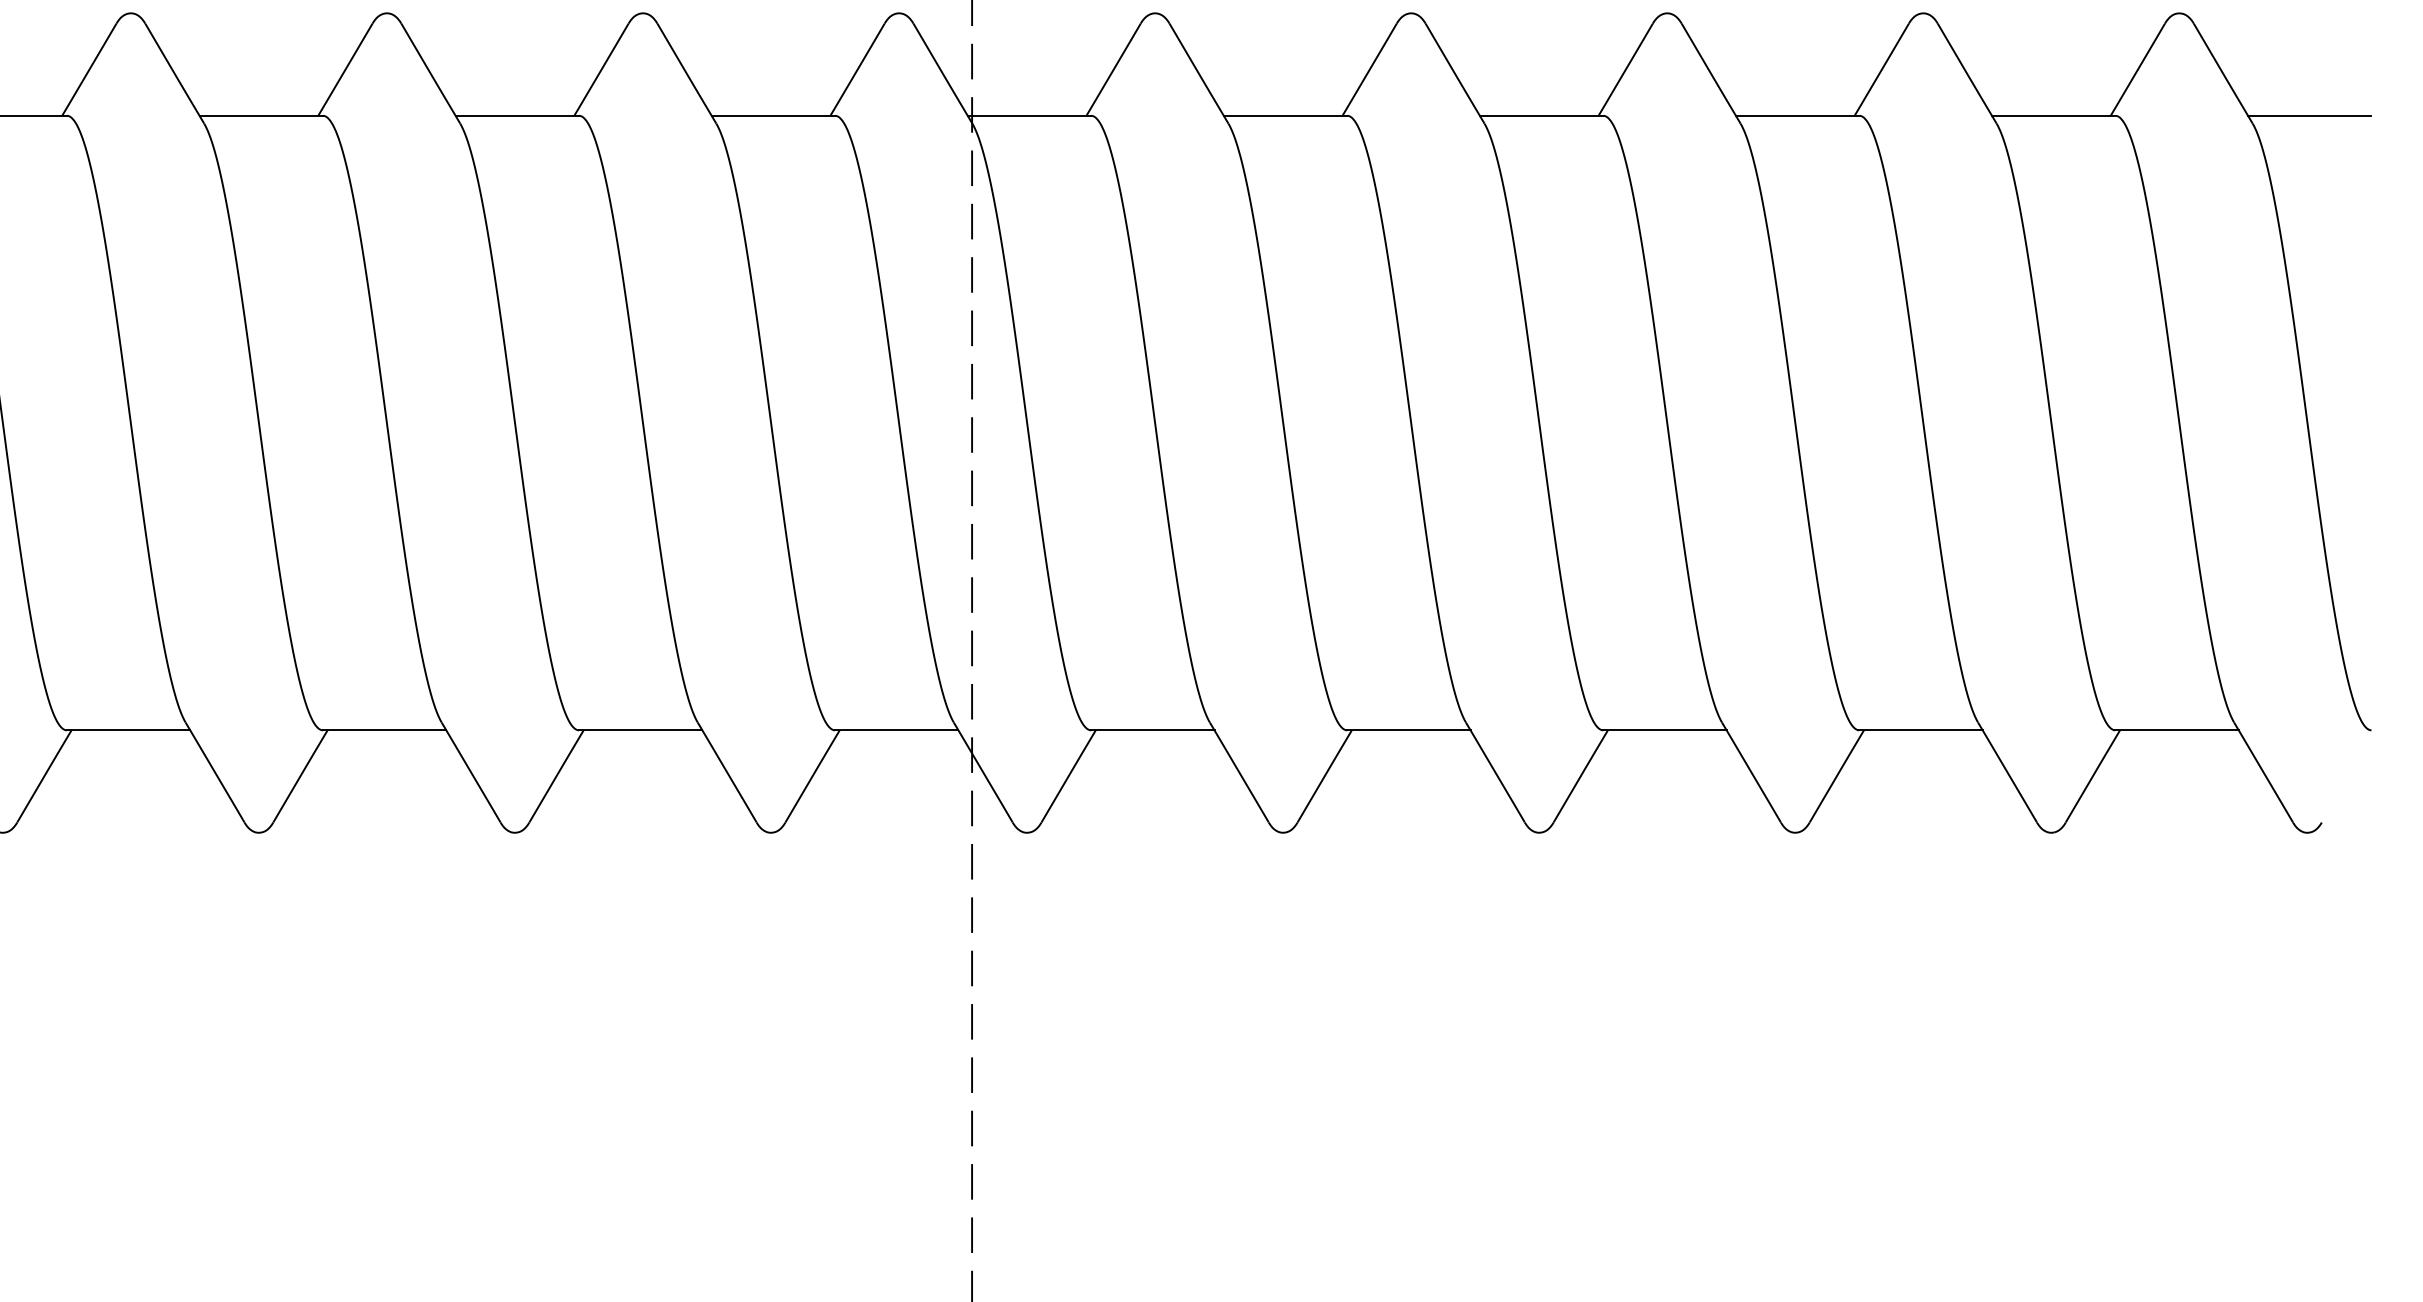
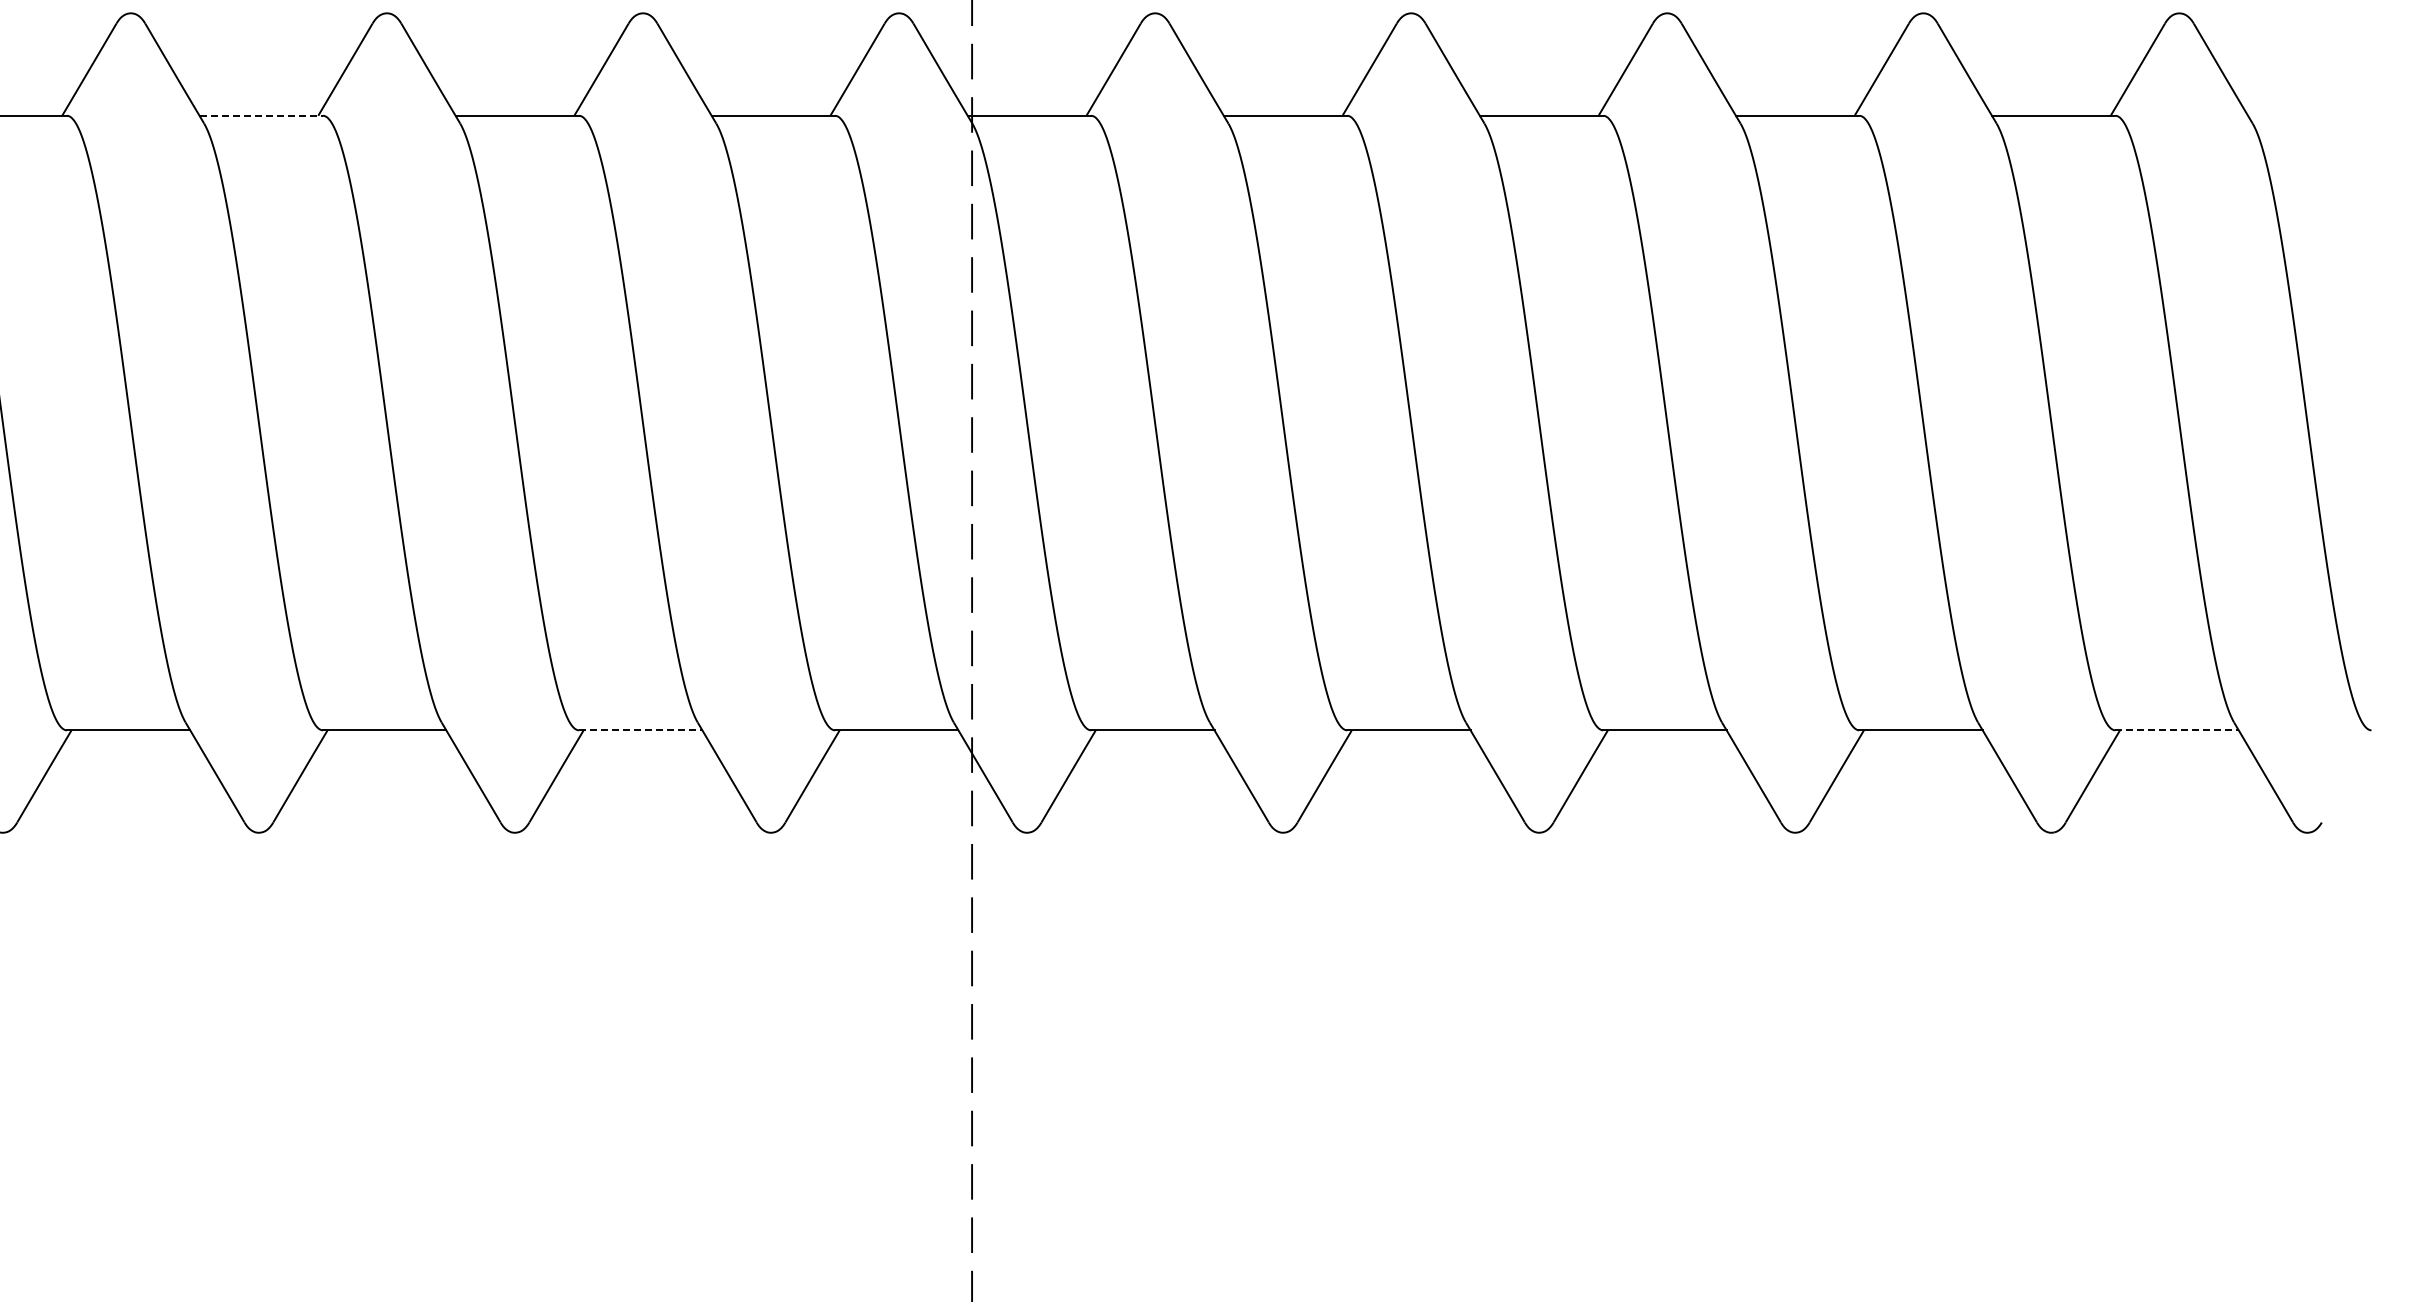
line: solid -> dashed (261, 115)
line: present -> none (2309, 115)
line: solid -> dashed (640, 730)
line: solid -> dashed (2177, 730)
